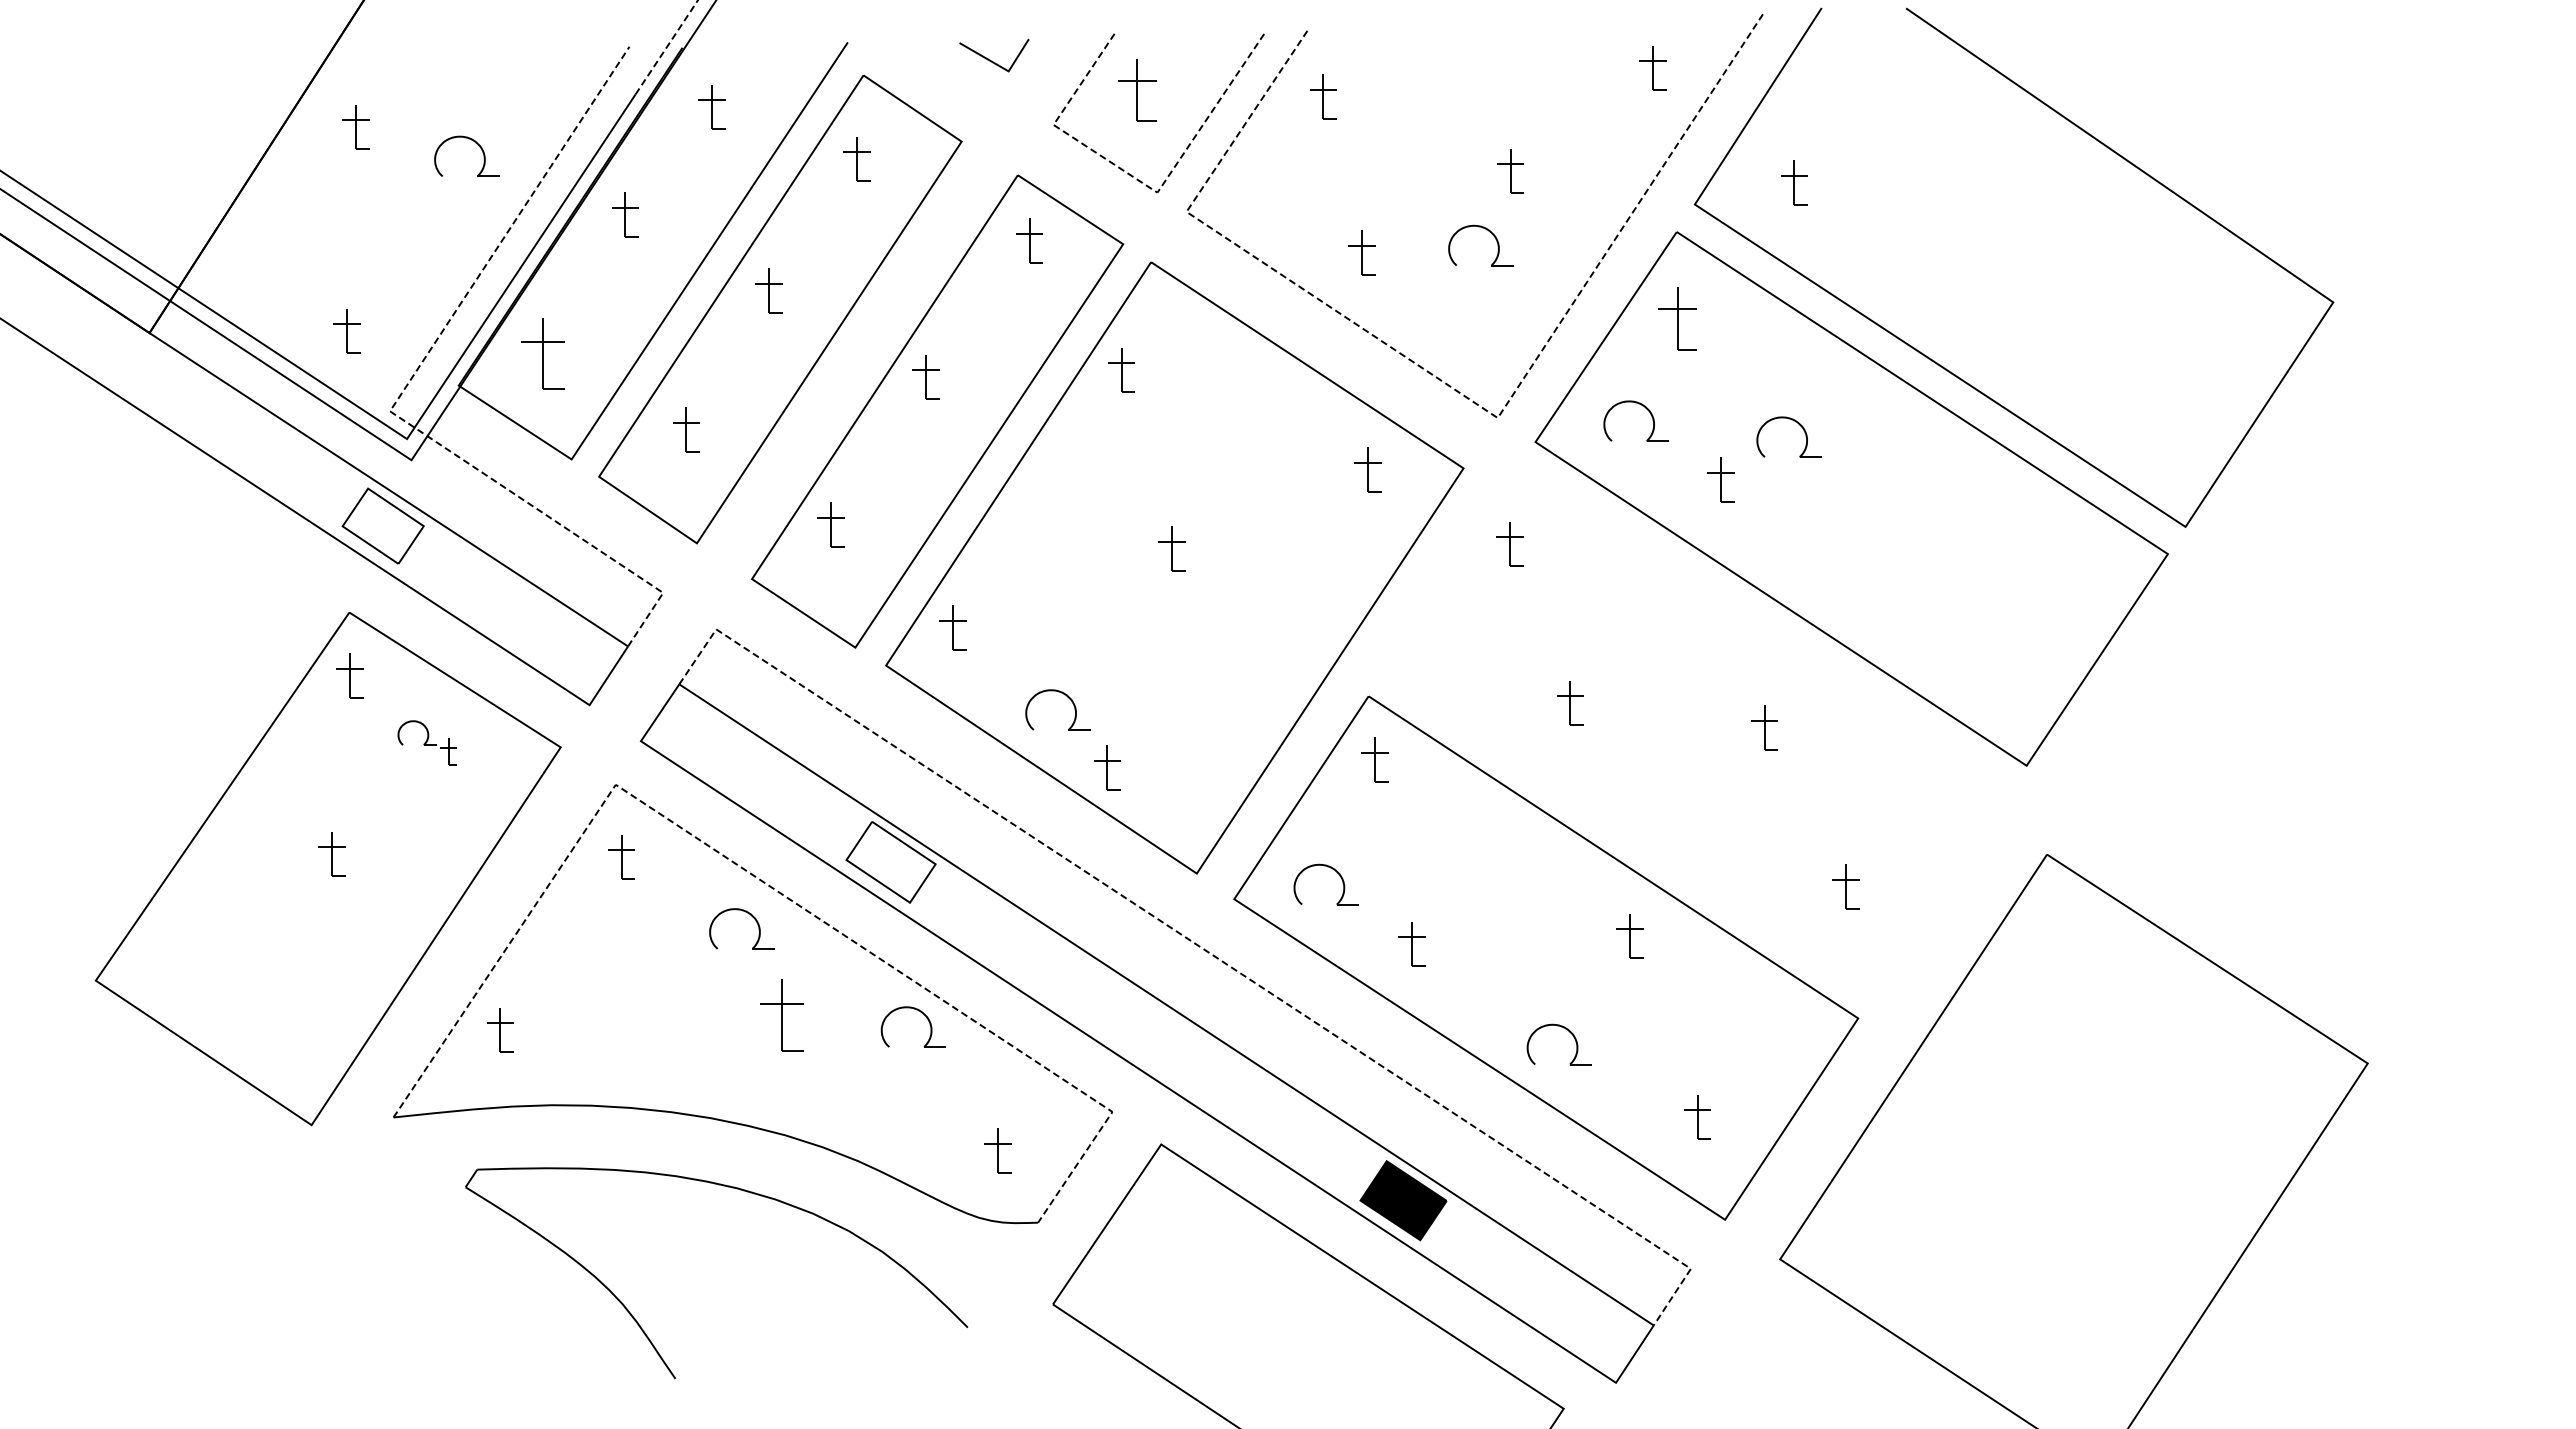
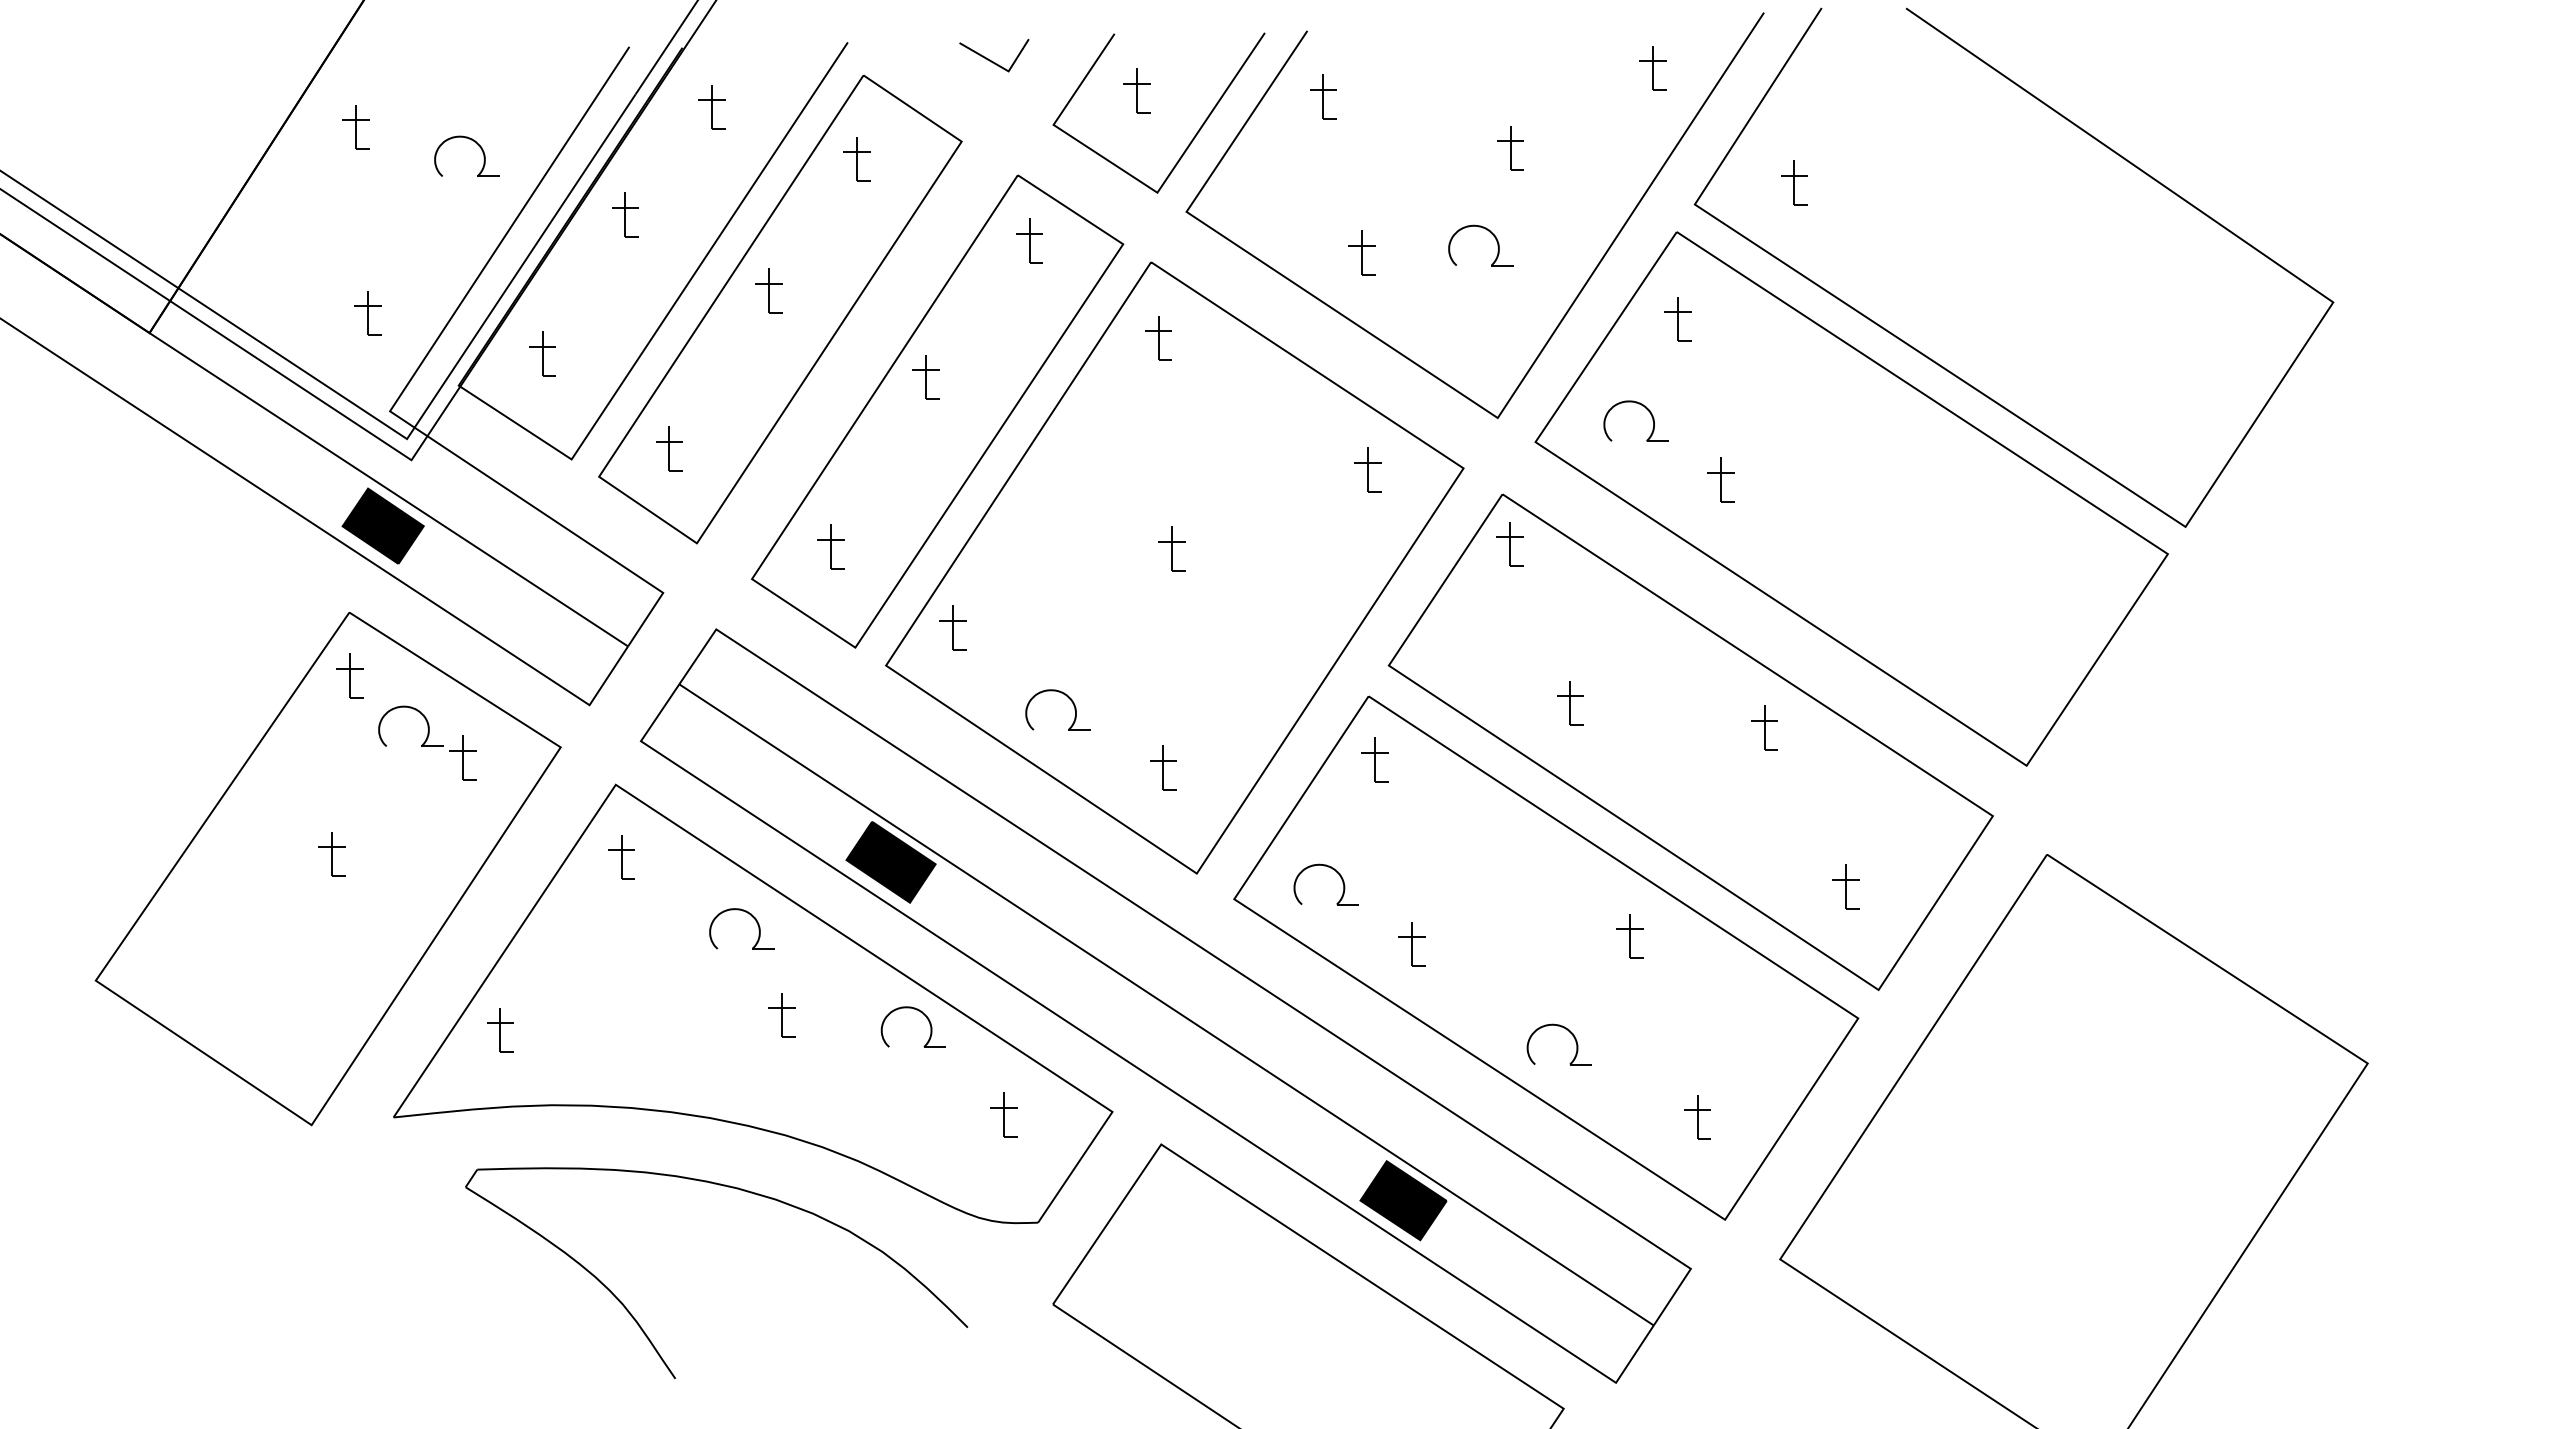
line: dashed -> solid (667, 46)
part size: 39x63 px -> 28x46 px (1136, 90)
part position: (1510, 171) -> (1510, 148) (1510, 148)
line: dashed -> solid (1139, 181)
part size: 39x64 px -> 28x45 px (1677, 319)
part position: (346, 331) -> (367, 313) (367, 313)
part size: 44x72 px -> 27x46 px (542, 353)
part position: (1121, 370) -> (1158, 338) (1158, 338)
line: dashed -> solid (1453, 388)
line: dashed -> solid (401, 393)
part: present -> none (1799, 425)
part position: (686, 429) -> (669, 448) (669, 448)
part position: (830, 524) -> (830, 546) (830, 546)
fill: none -> present (382, 525)
part: none -> present (1690, 741)
part size: 60x46 px -> 99x76 px (427, 742)
part position: (1107, 767) -> (1163, 767) (1163, 767)
fill: none -> present (890, 861)
line: dashed -> solid (752, 874)
line: dashed -> solid (1204, 949)
part size: 44x73 px -> 28x45 px (781, 1015)
part position: (997, 1150) -> (1003, 1114) (1003, 1114)
